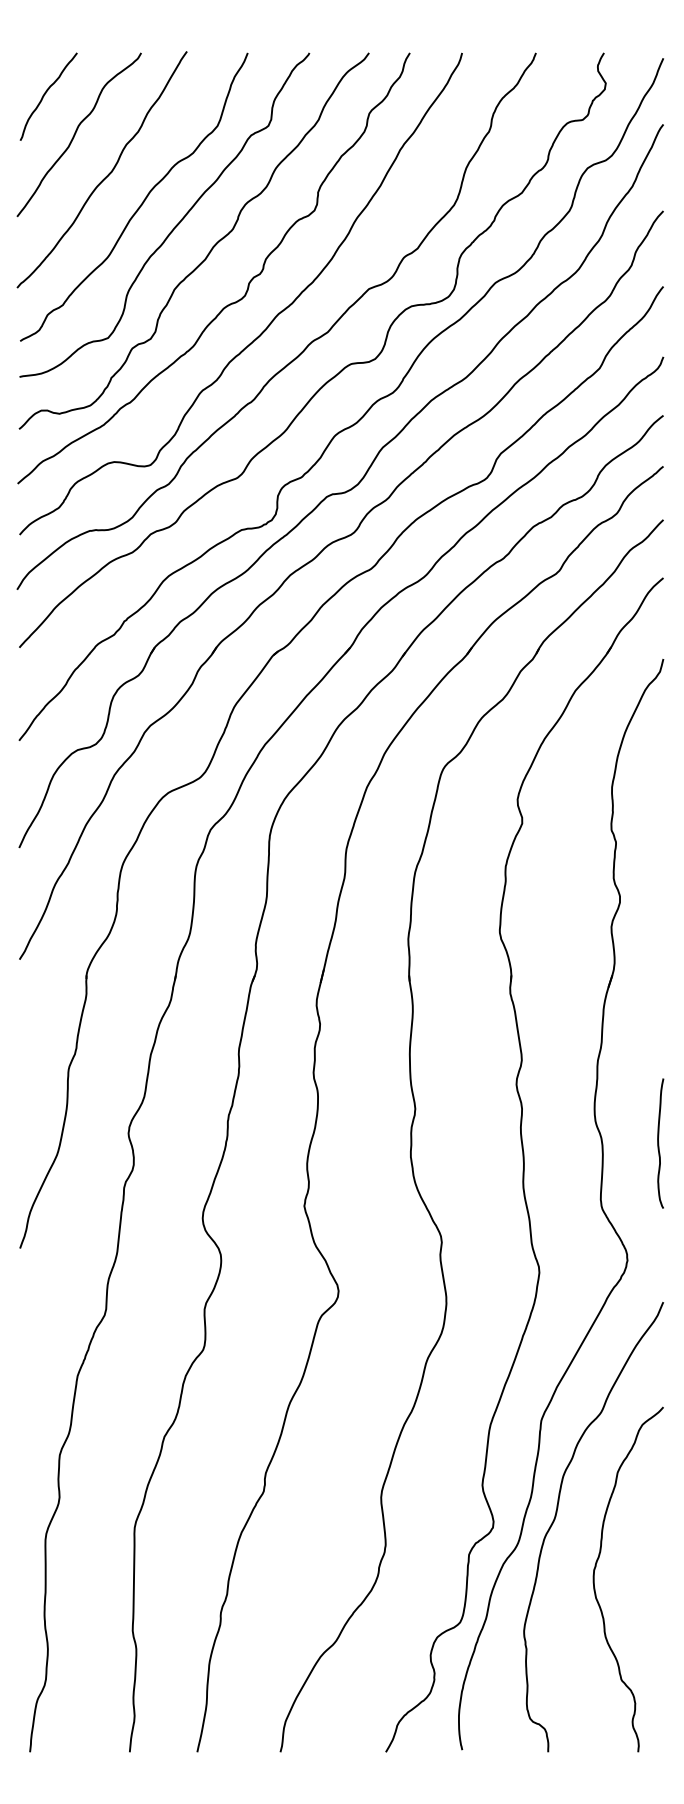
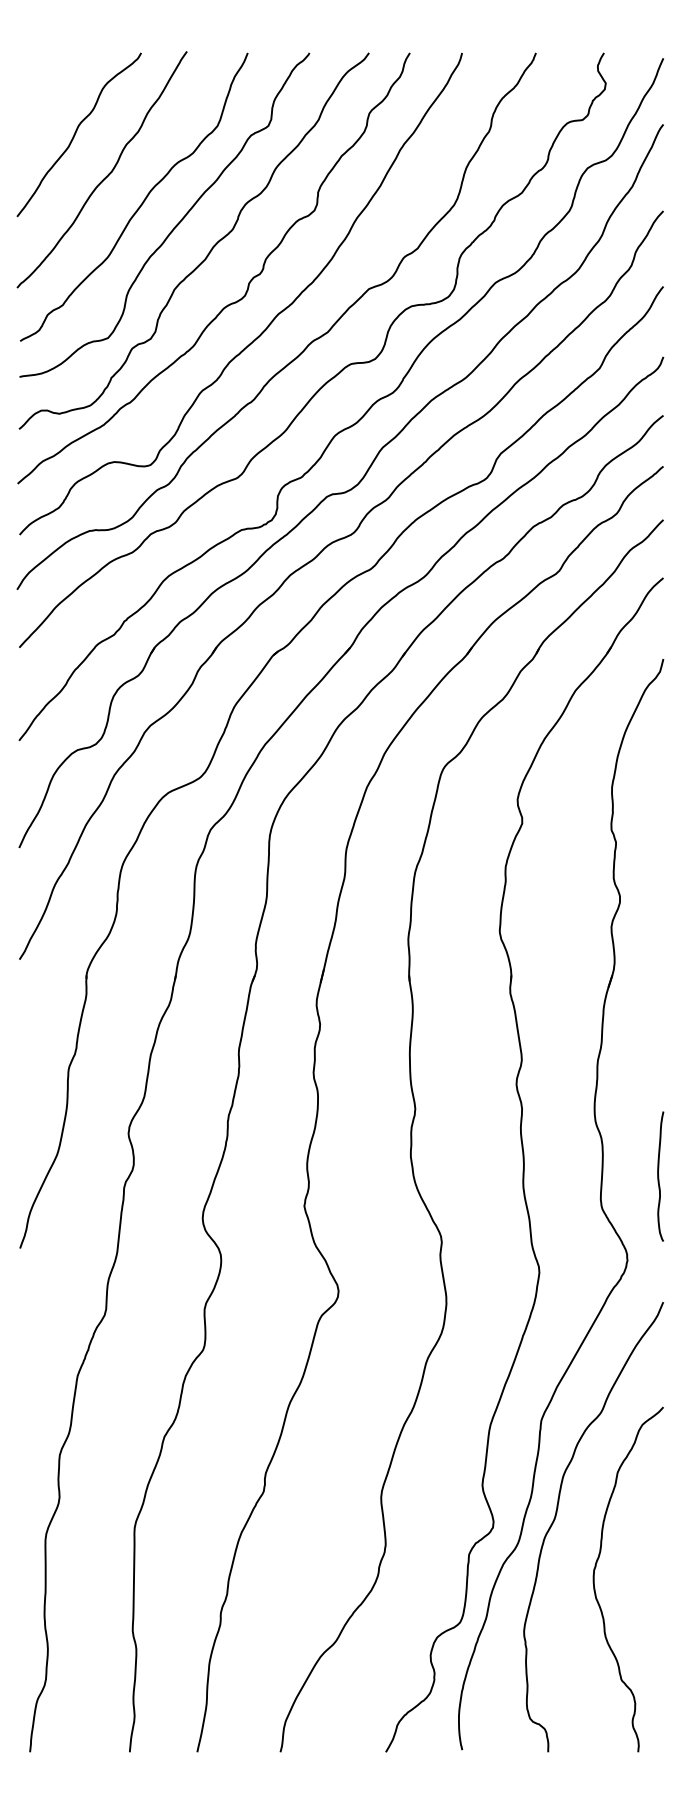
curve: present -> none (46, 93)
curve position: (659, 1143) -> (659, 1176) (659, 1176)
